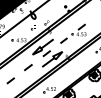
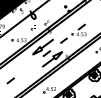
line: present -> none (28, 67)
